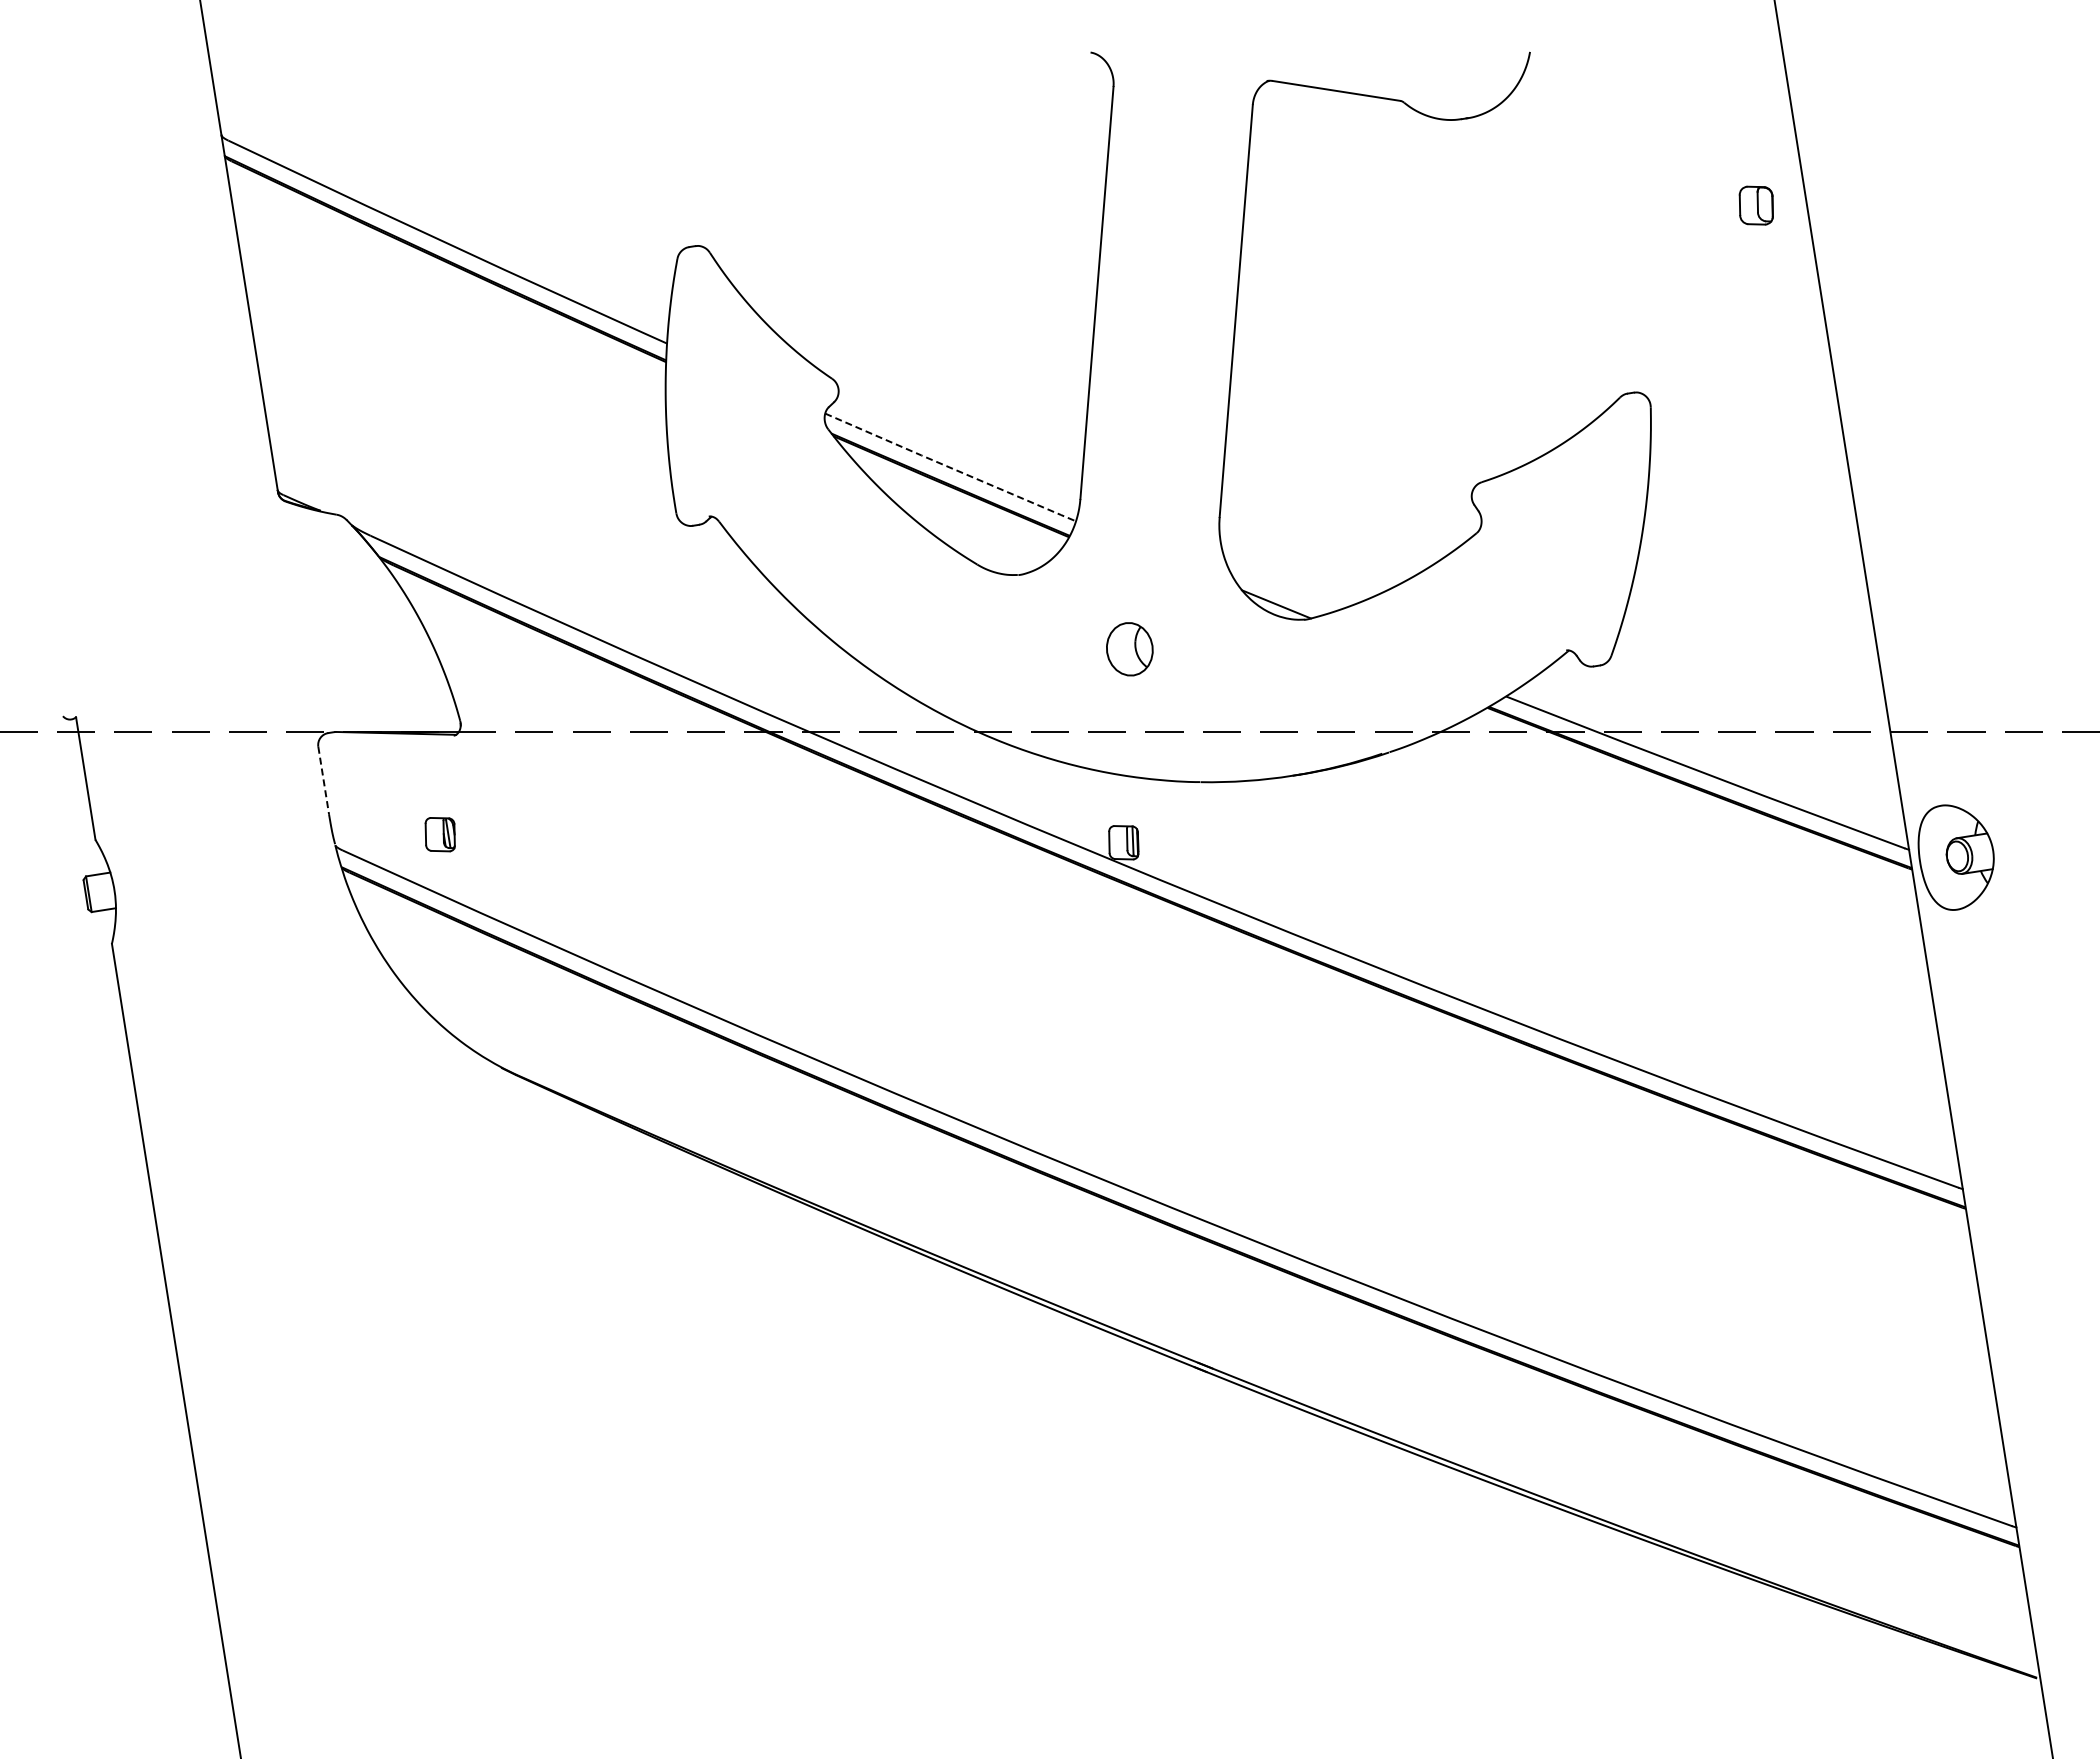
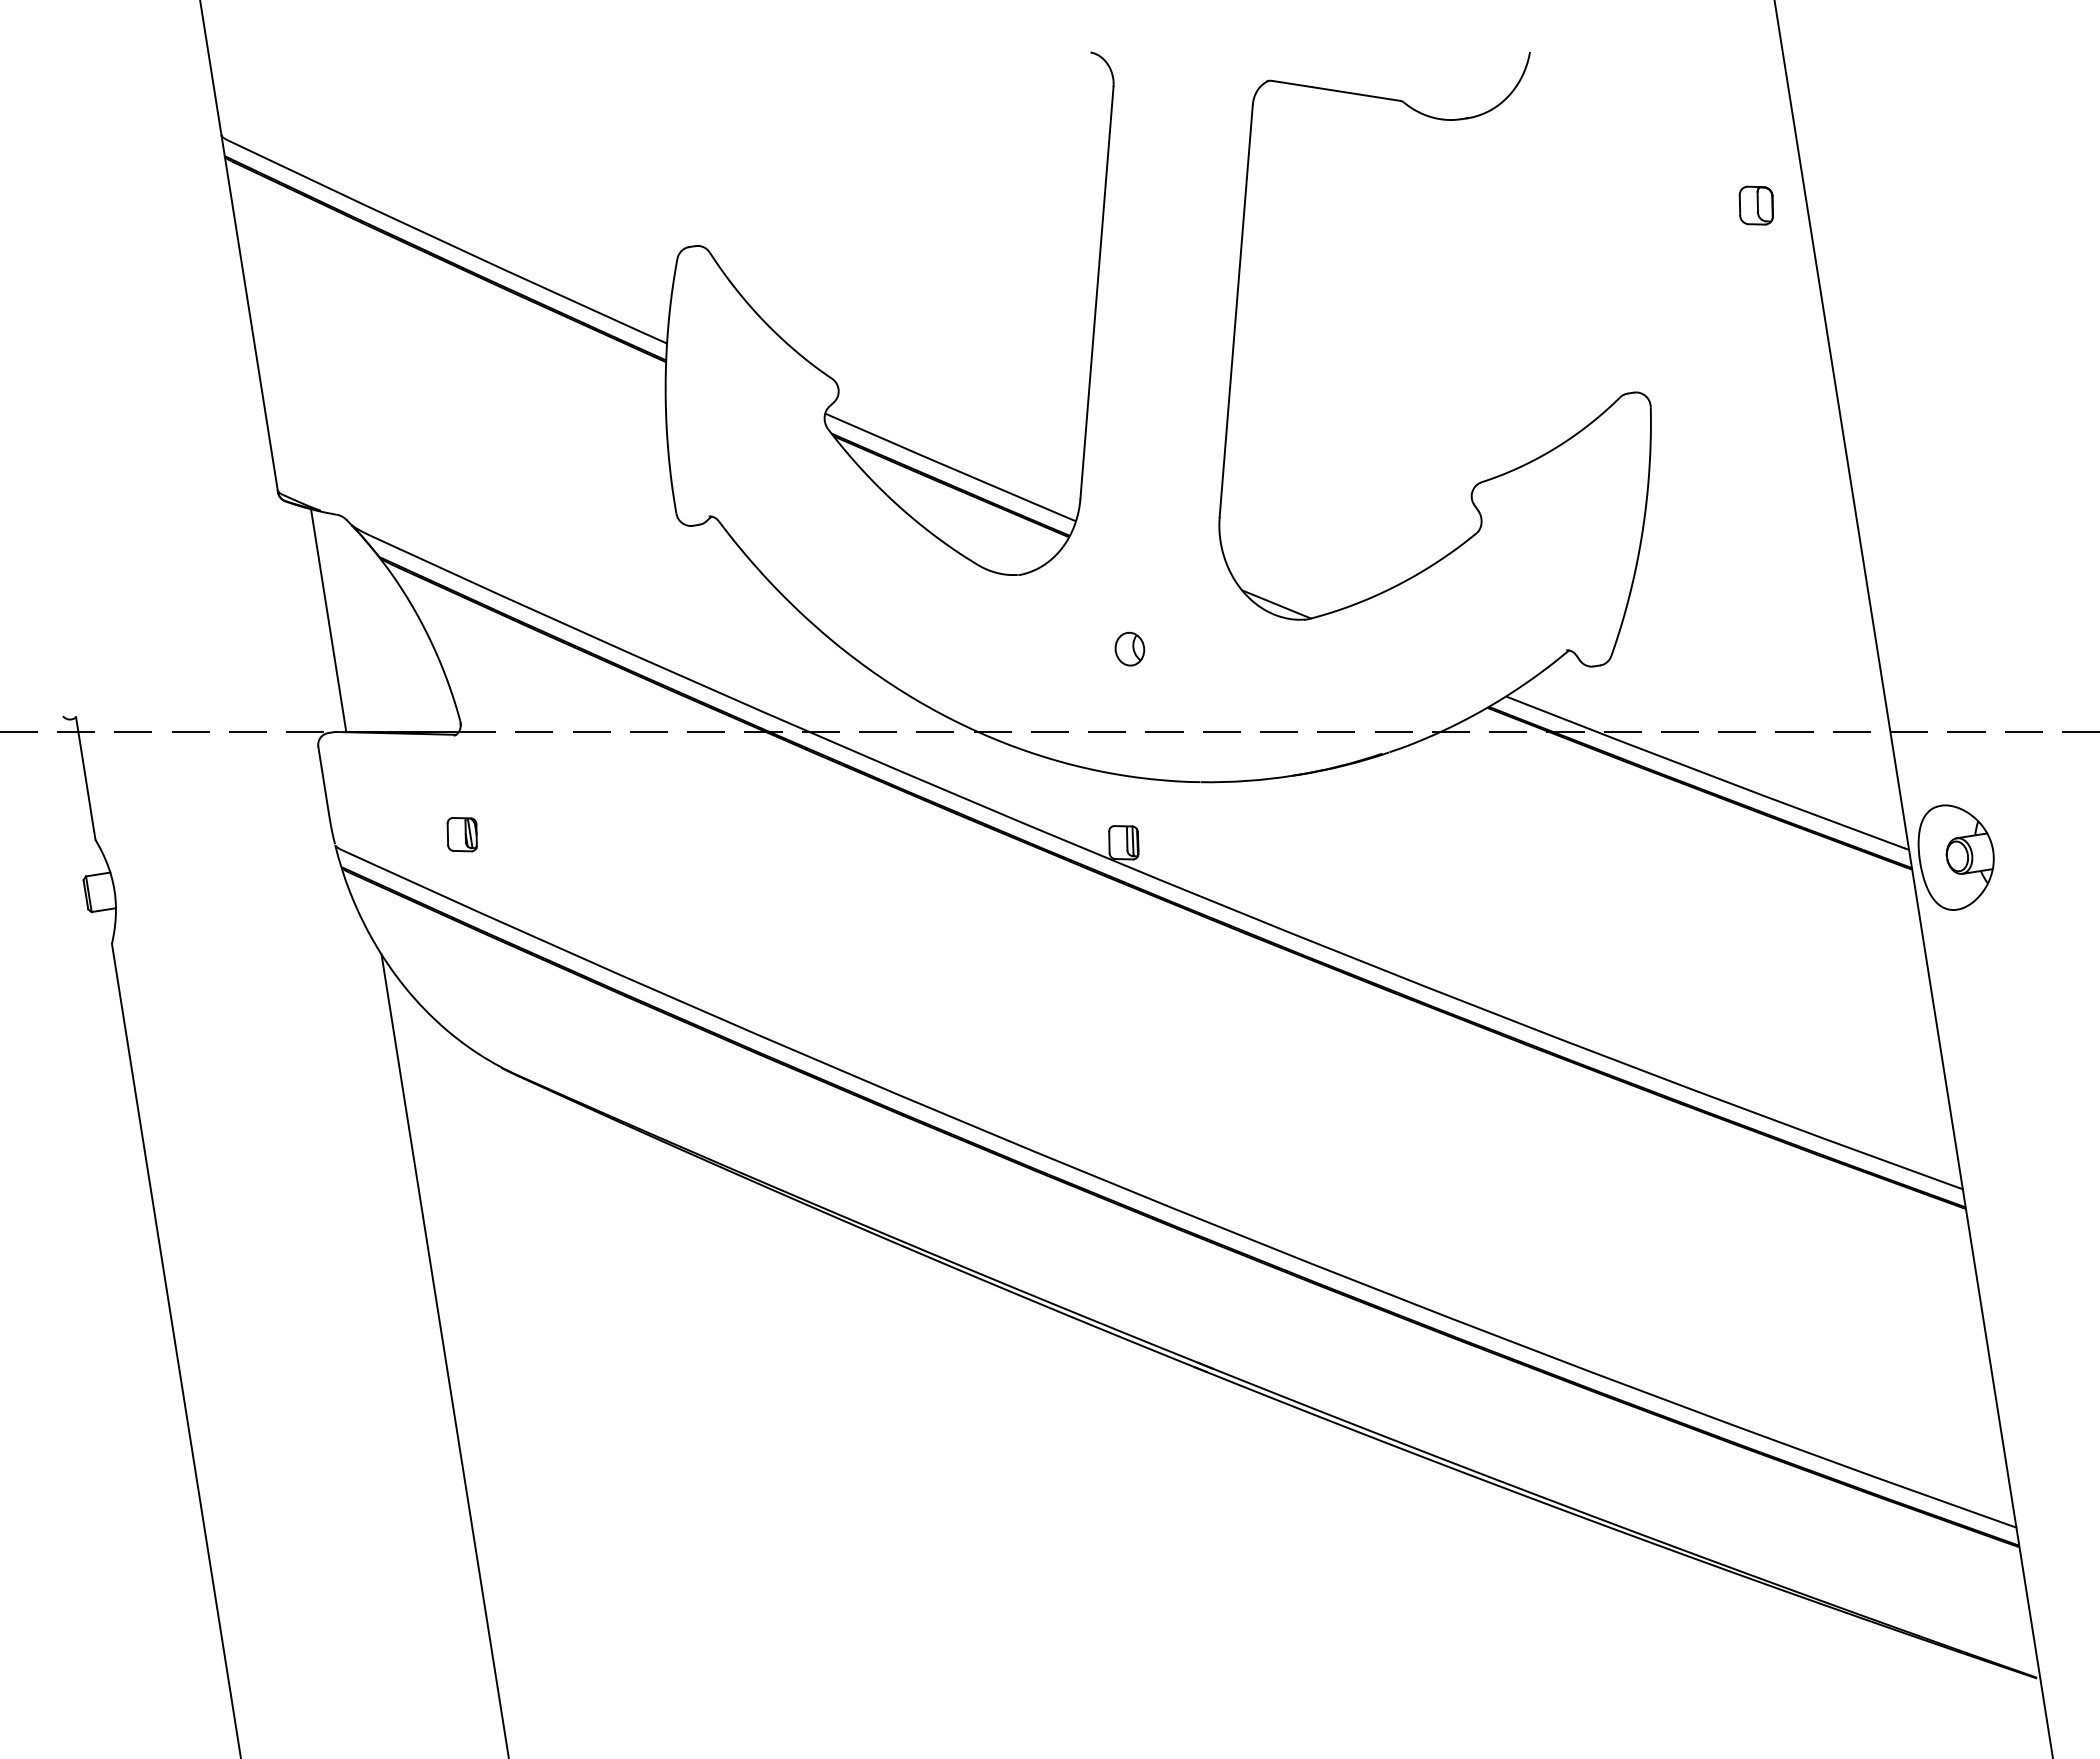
line: dashed -> solid (950, 467)
line: none -> present (328, 620)
part size: 48x55 px -> 32x36 px (1129, 648)
line: dashed -> solid (323, 780)
part position: (439, 834) -> (461, 834) (461, 834)
line: none -> present (444, 1354)
